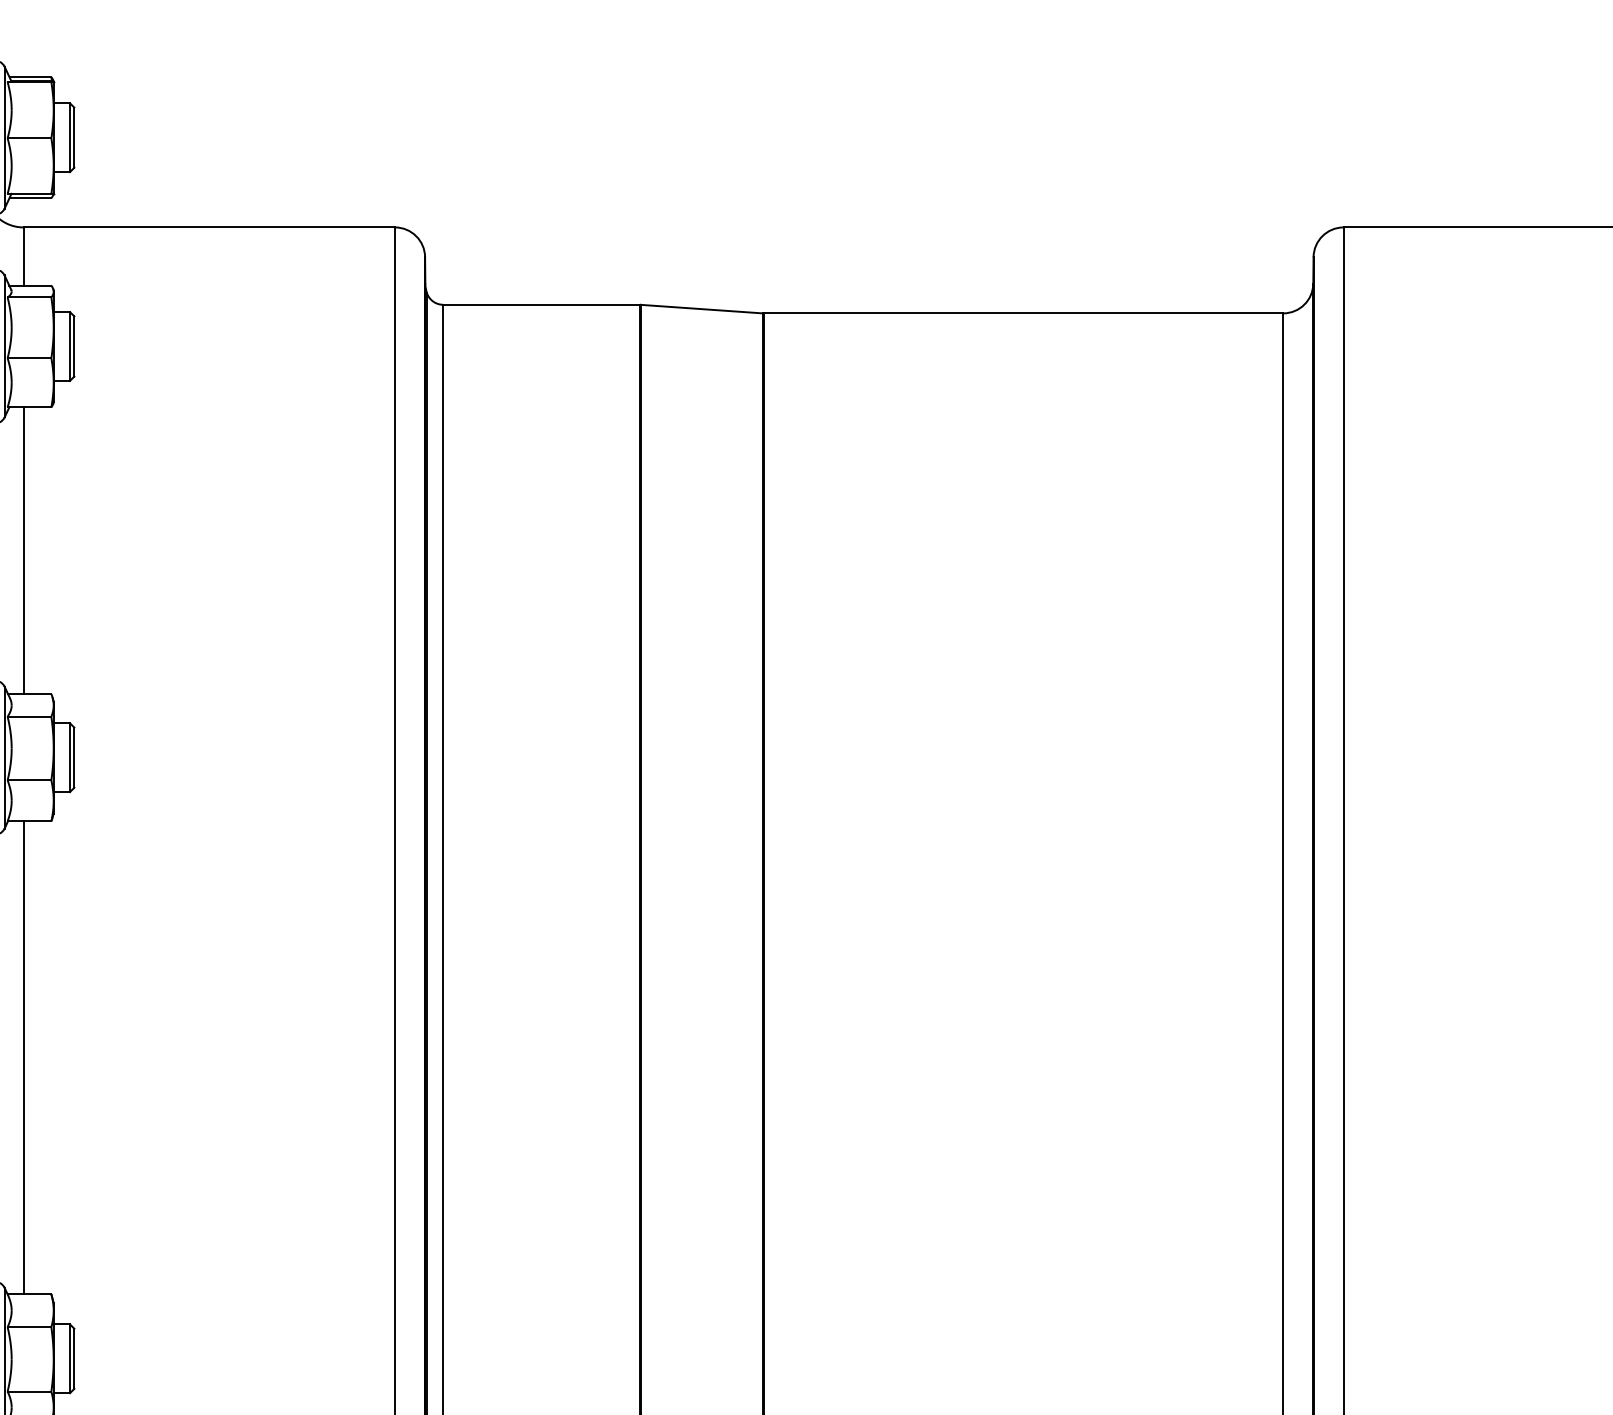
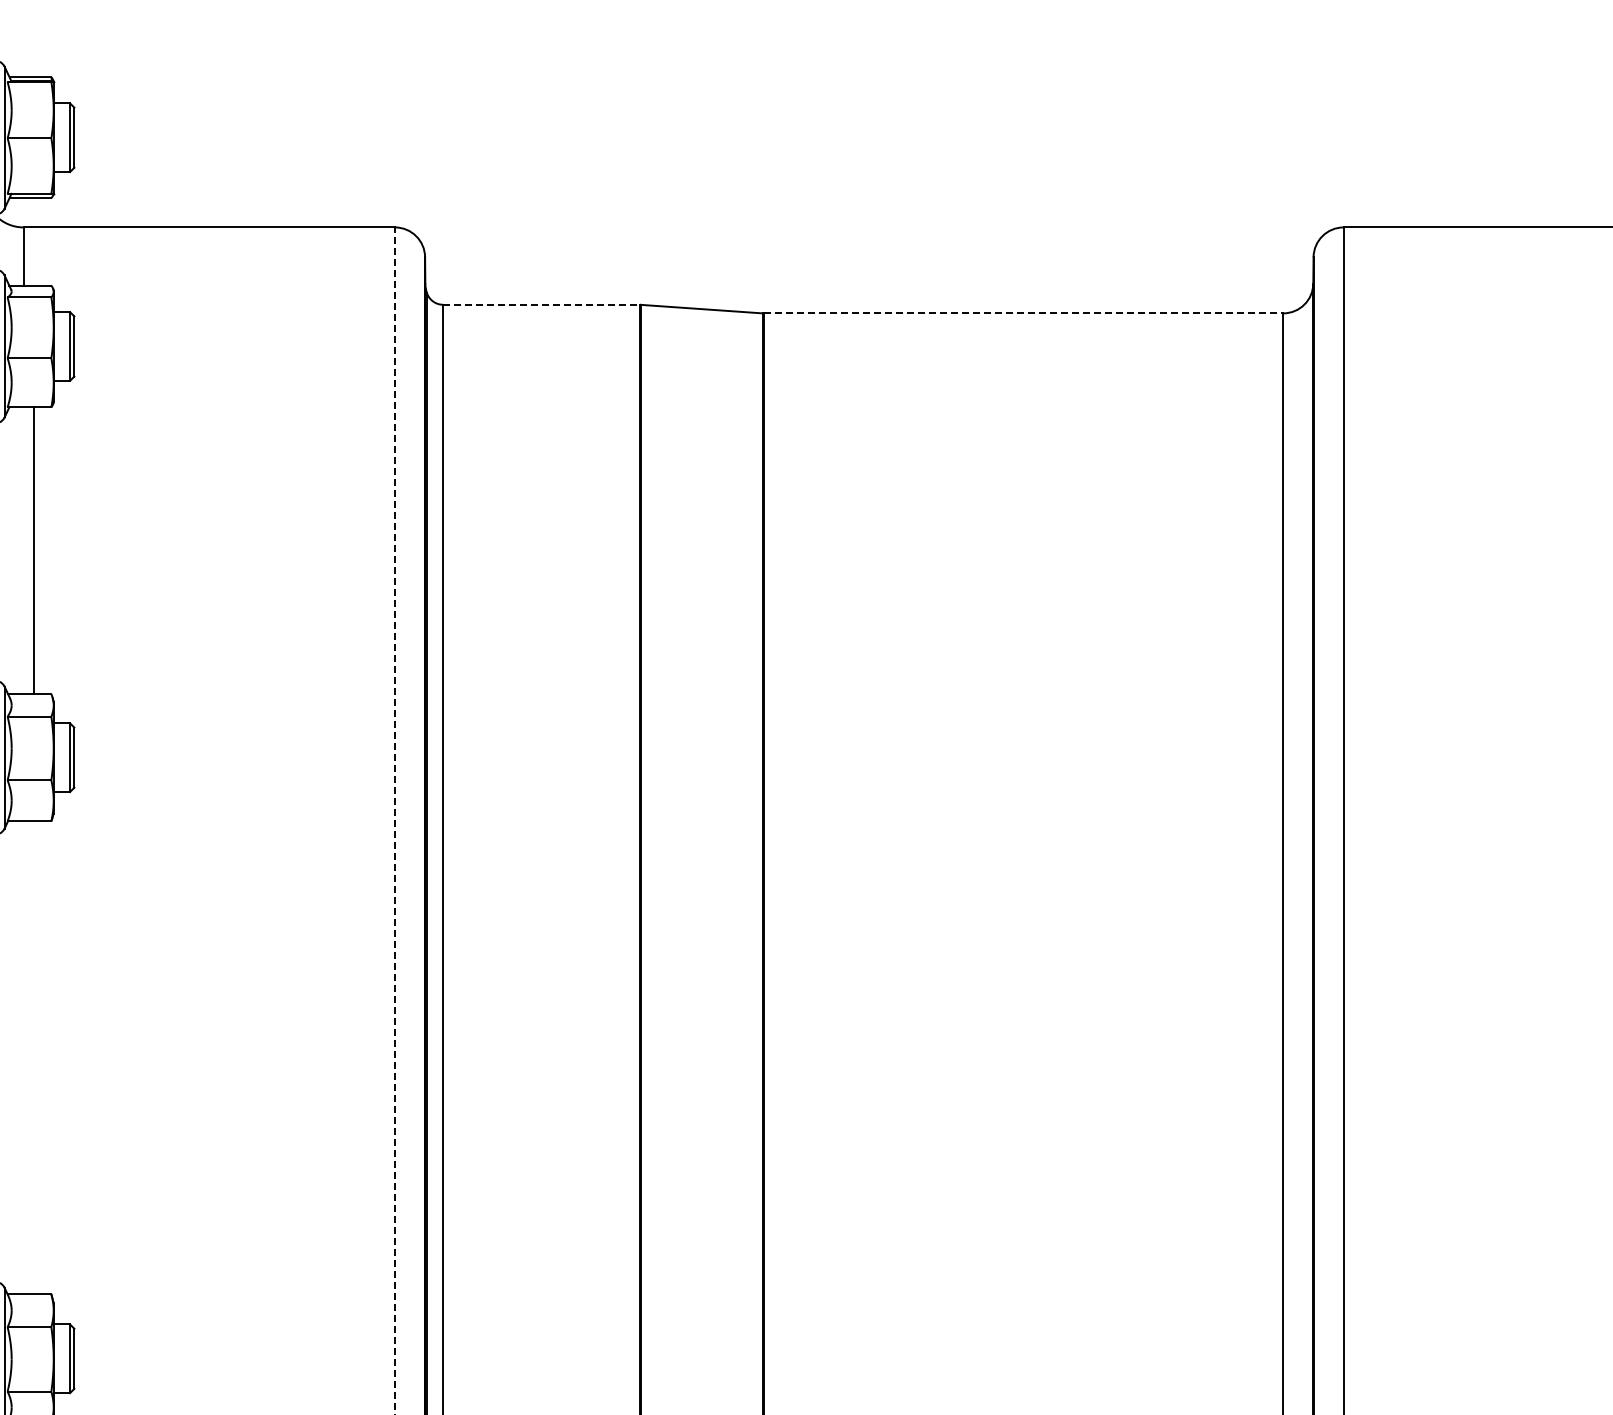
line: solid -> dashed (542, 304)
line: solid -> dashed (1023, 313)
line position: (23, 550) -> (33, 550) (33, 550)
line: solid -> dashed (395, 820)
line: present -> none (23, 1057)
